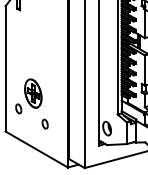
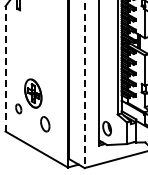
line: solid -> dashed (5, 68)
line: solid -> dashed (84, 84)
part size: 8x12 px -> 11x17 px (45, 124)
